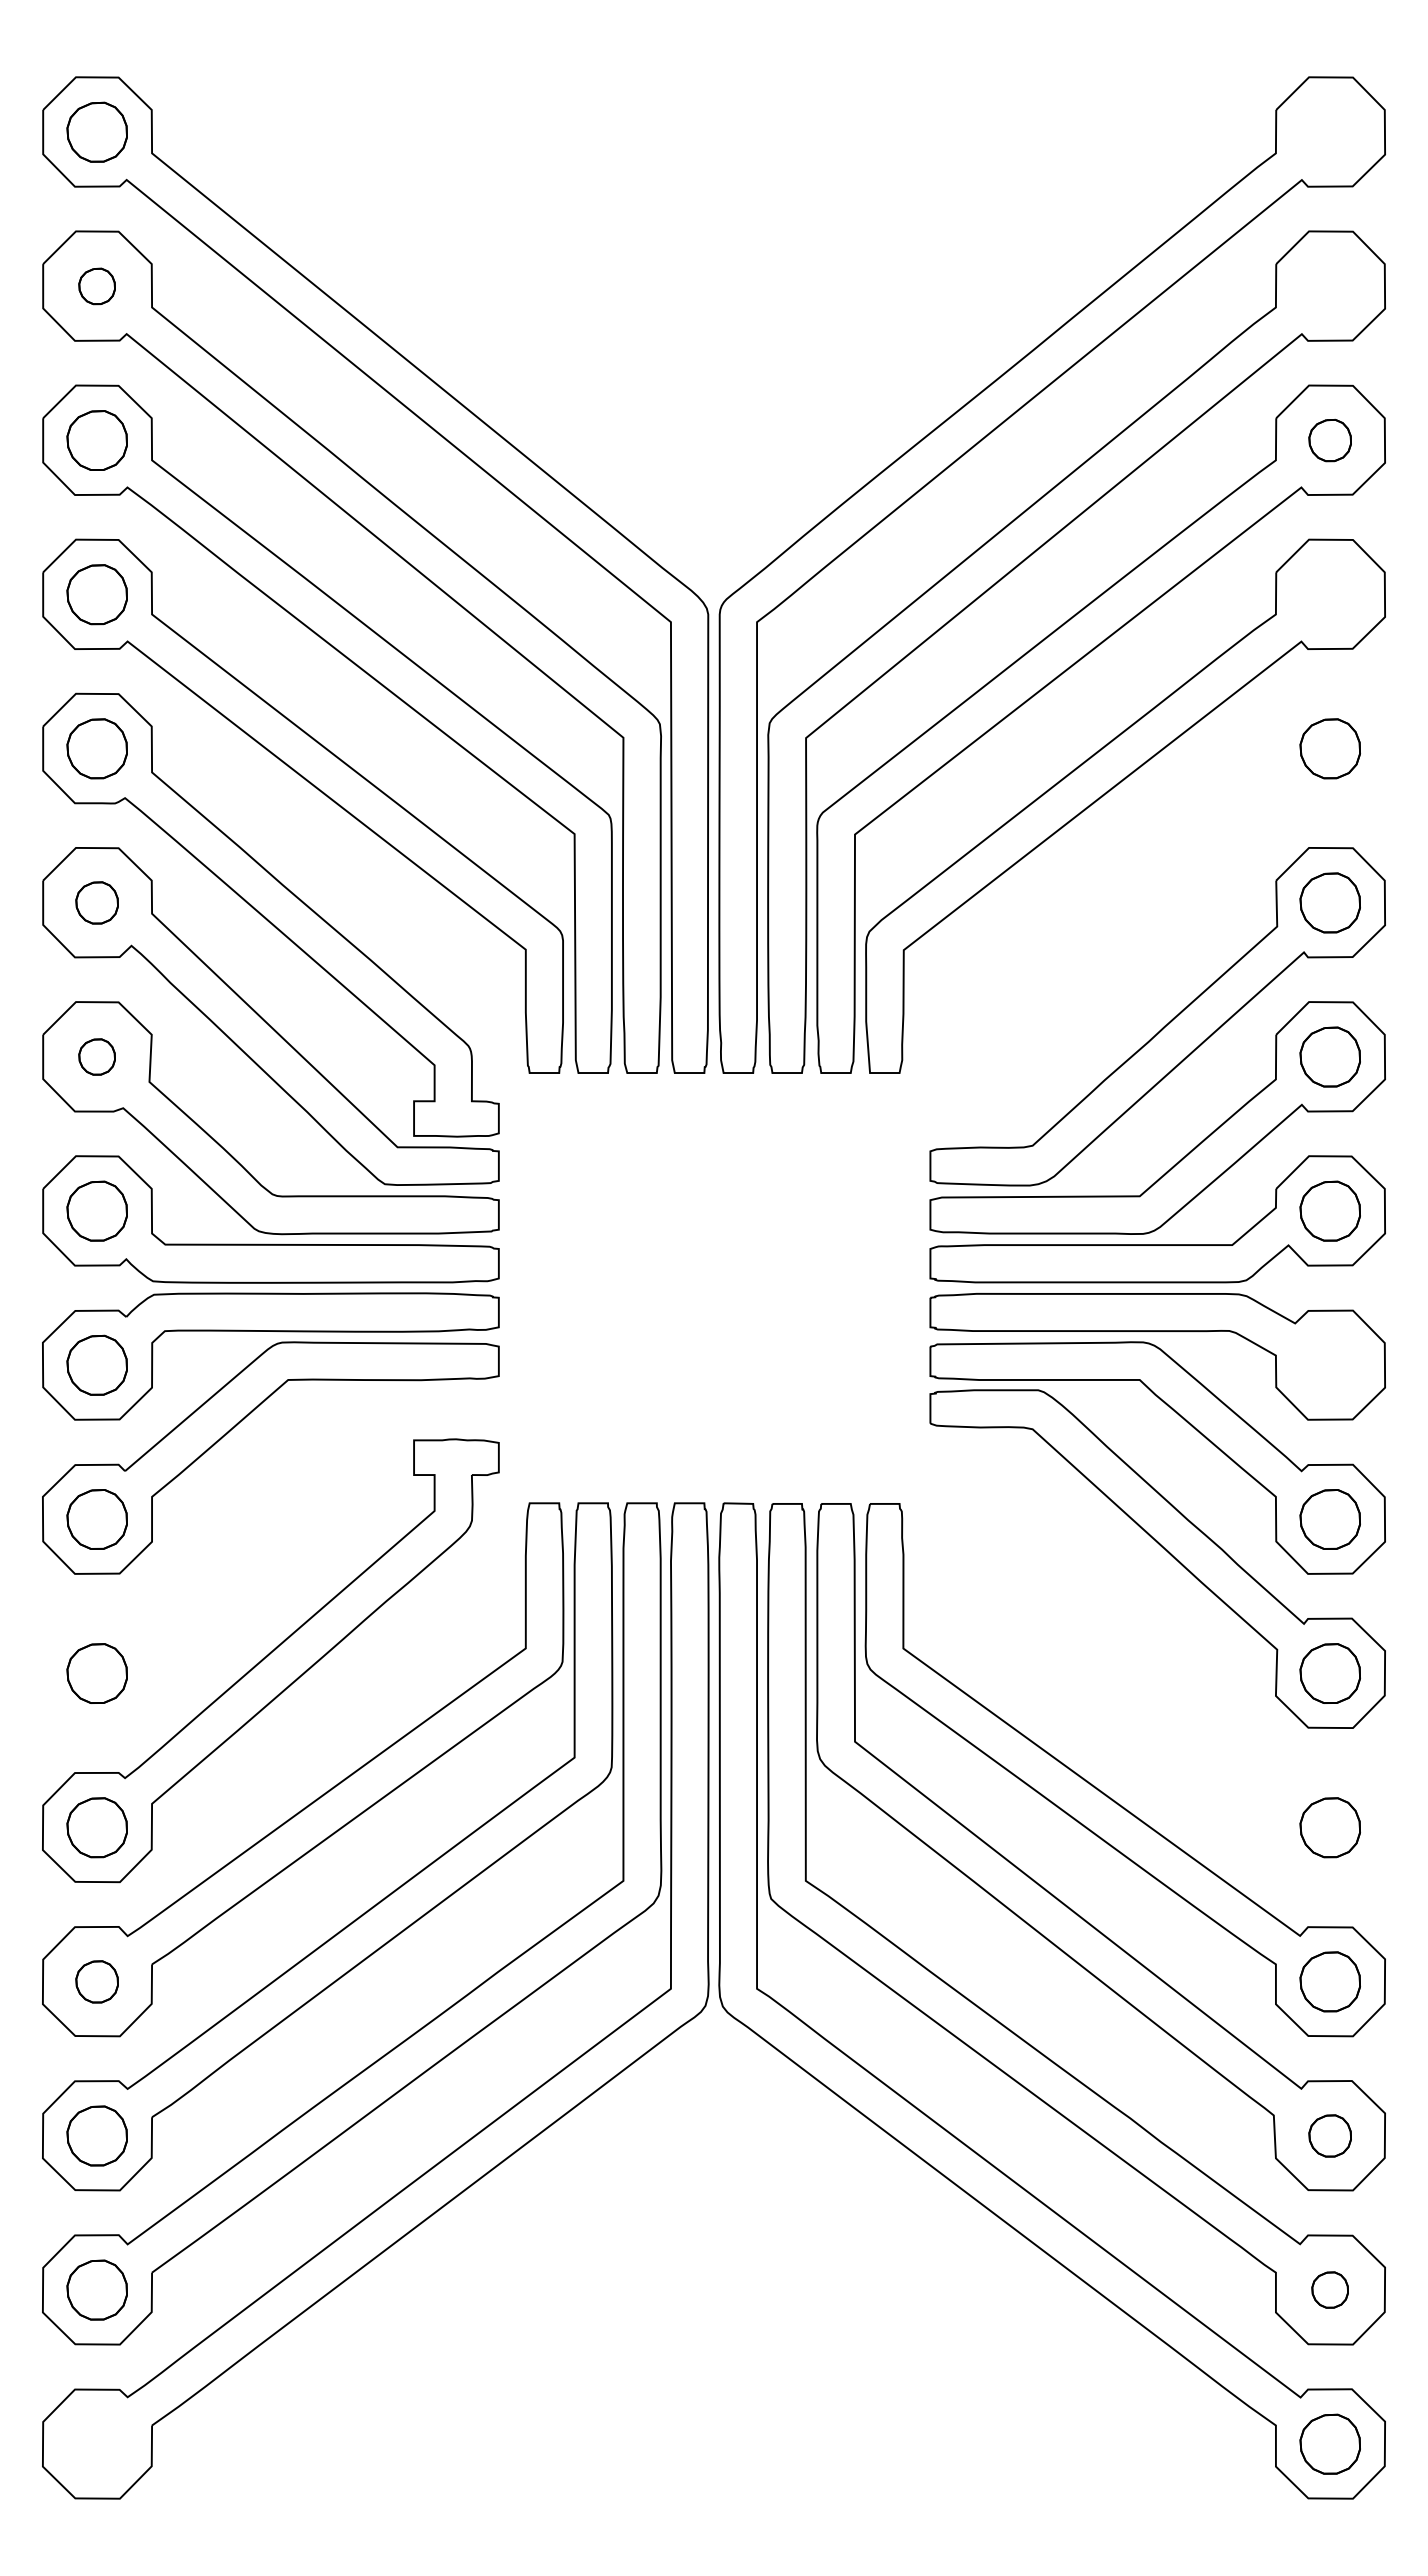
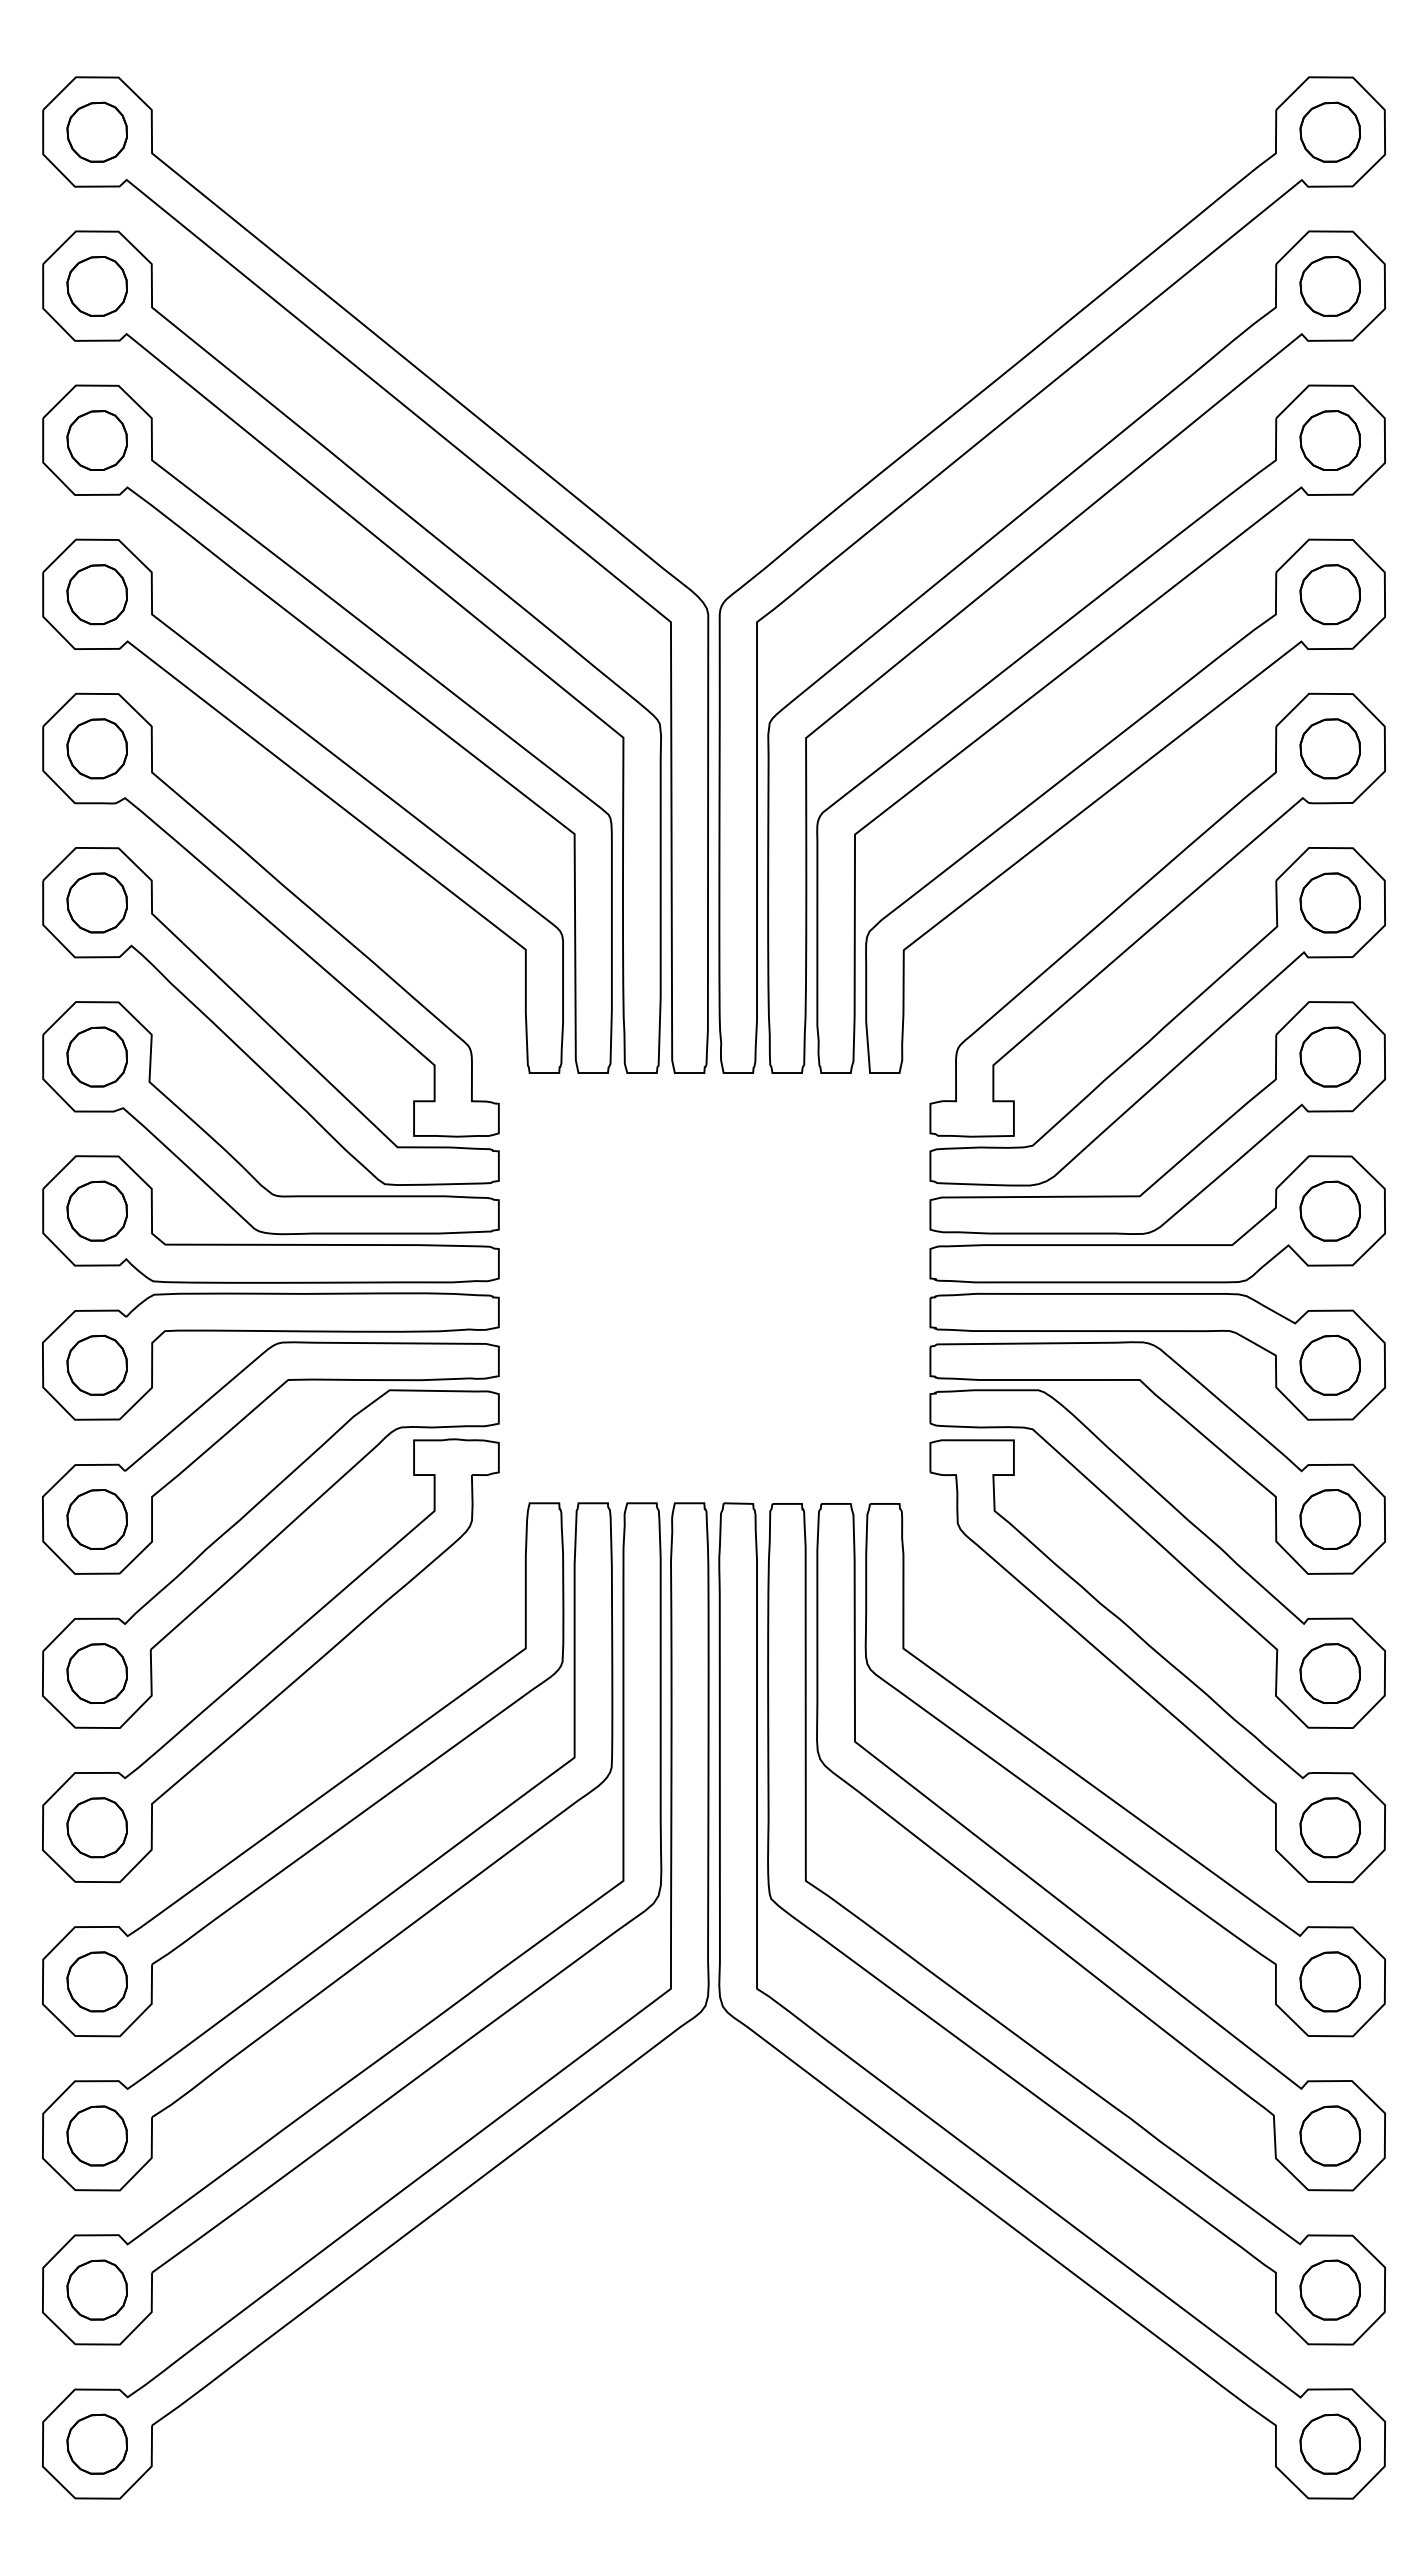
part: none -> present (1329, 131)
part size: 38x39 px -> 62x61 px (96, 286)
part: none -> present (1329, 286)
part size: 44x45 px -> 62x61 px (1329, 440)
part: none -> present (1329, 594)
part size: 44x44 px -> 62x62 px (96, 902)
part: none -> present (1157, 914)
part size: 38x38 px -> 62x62 px (96, 1056)
part: none -> present (1329, 1364)
part: none -> present (265, 1548)
part: none -> present (1157, 1661)
part size: 44x44 px -> 62x62 px (96, 1981)
part size: 44x44 px -> 62x62 px (1329, 2135)
part size: 38x38 px -> 62x62 px (1329, 2289)
part: none -> present (96, 2443)
